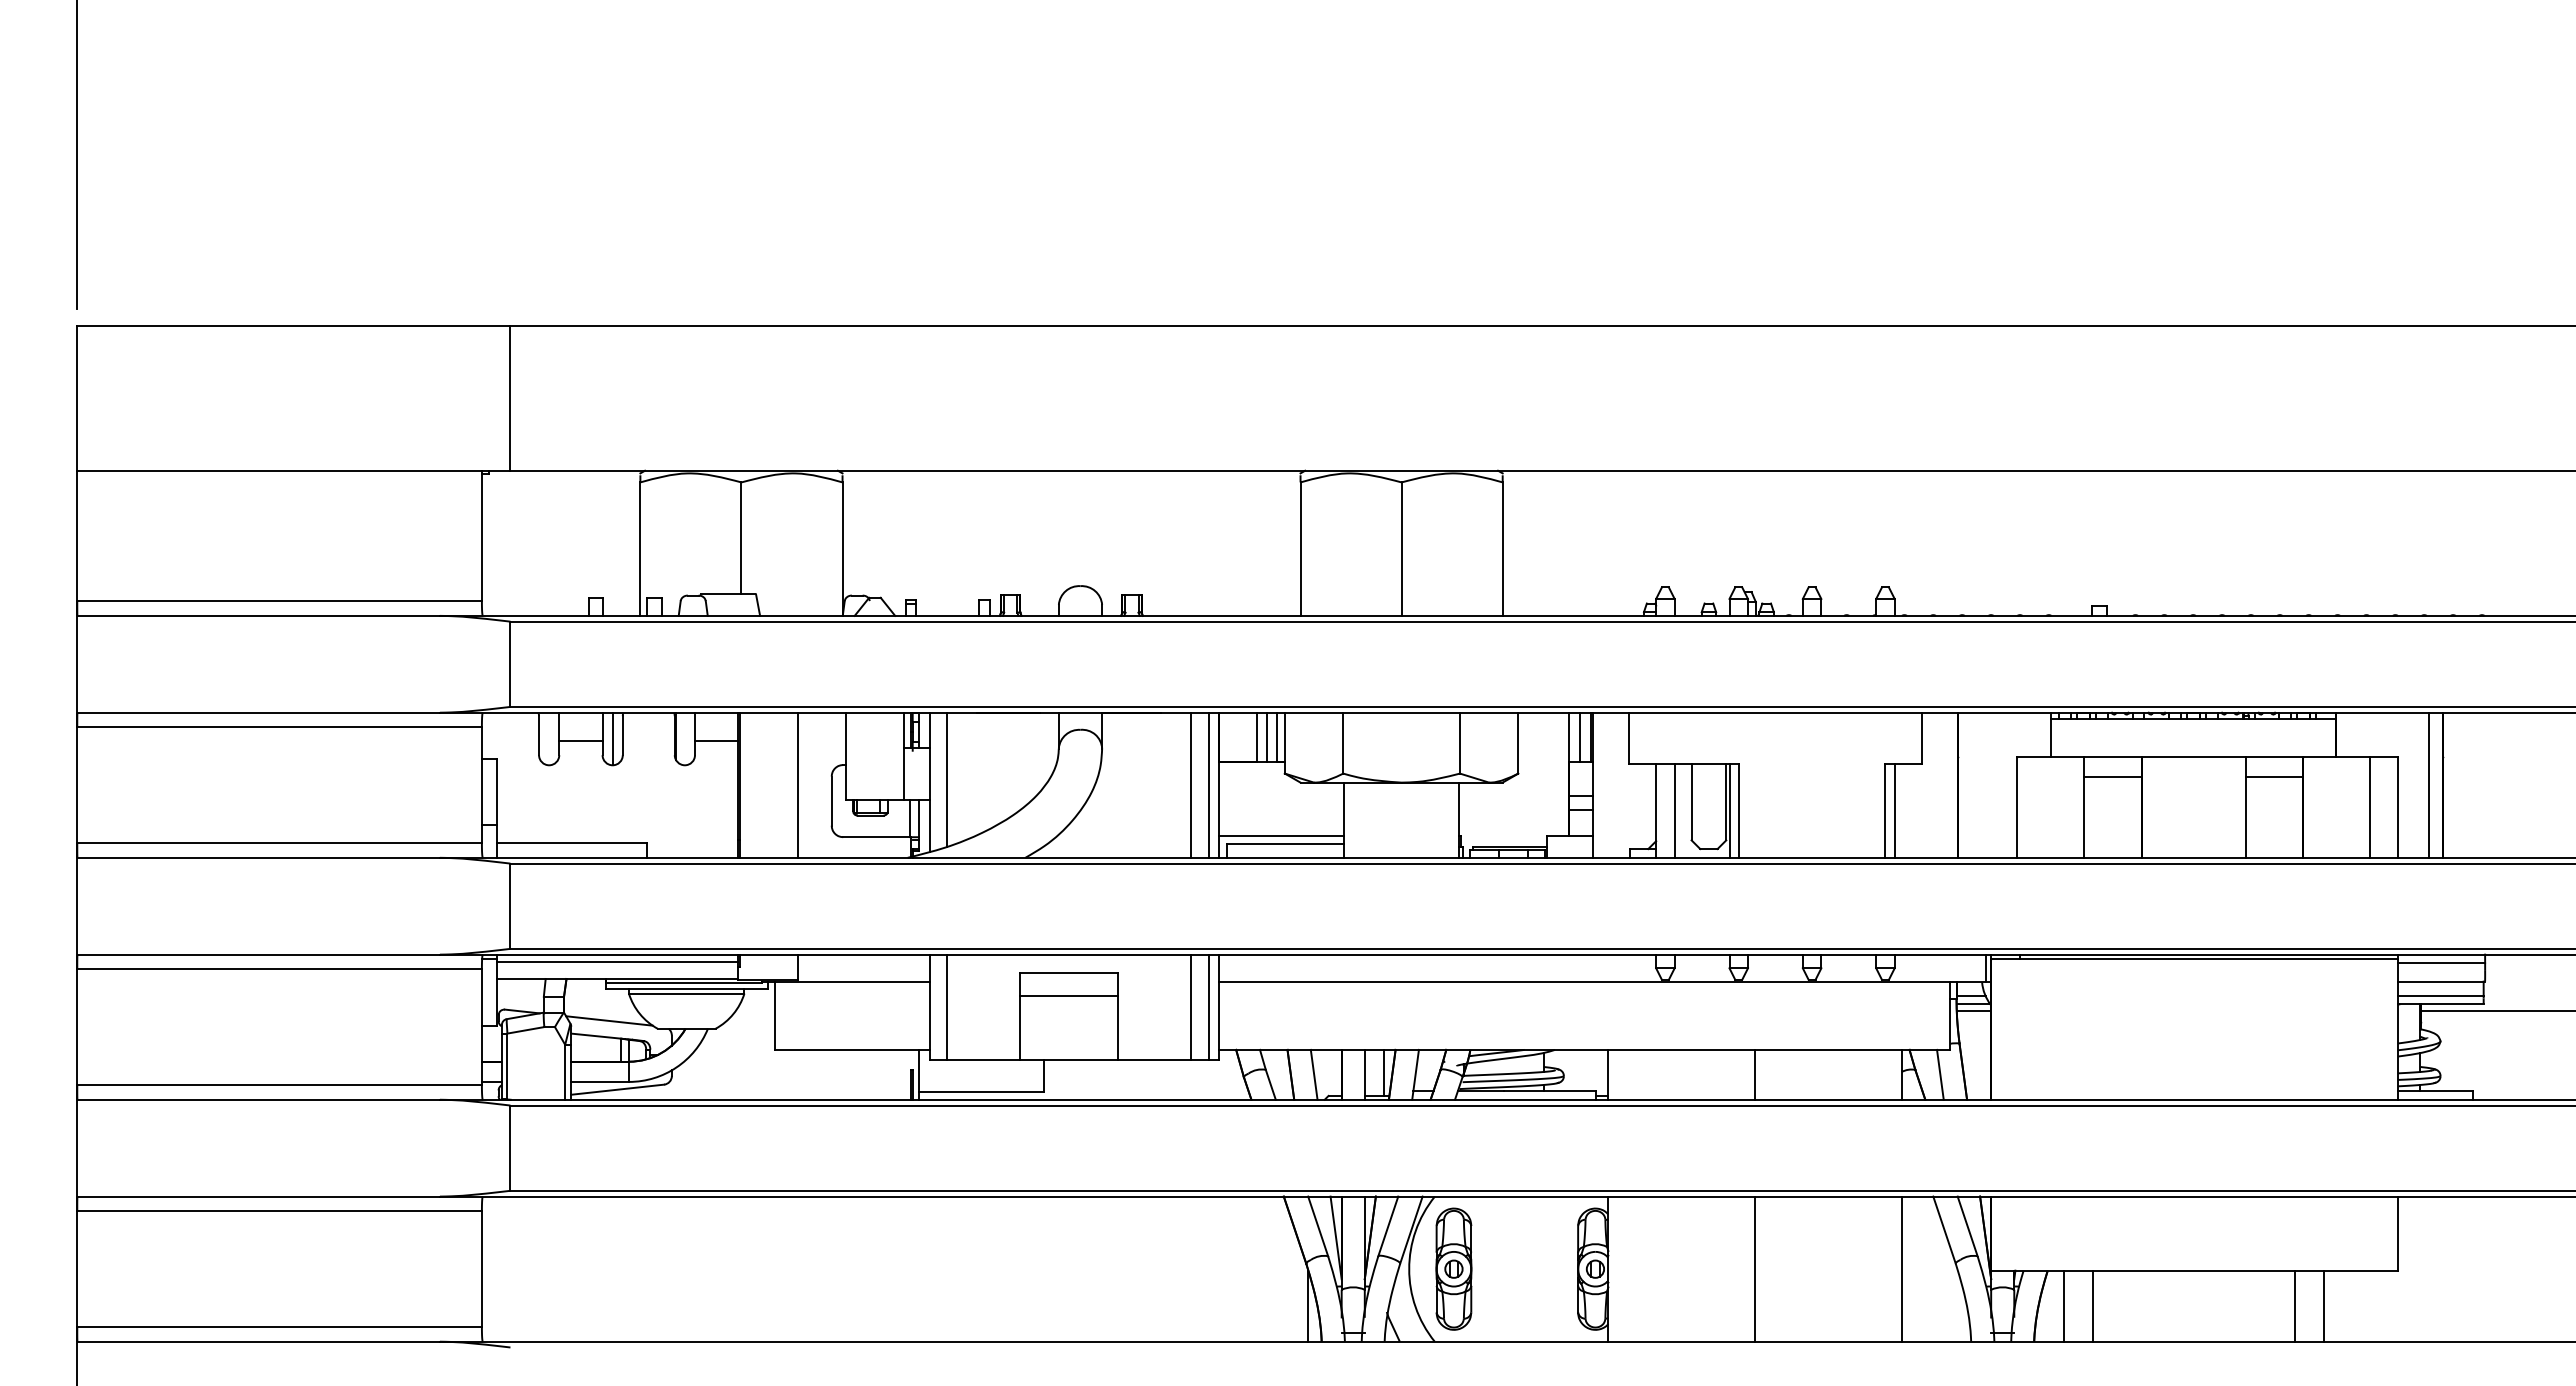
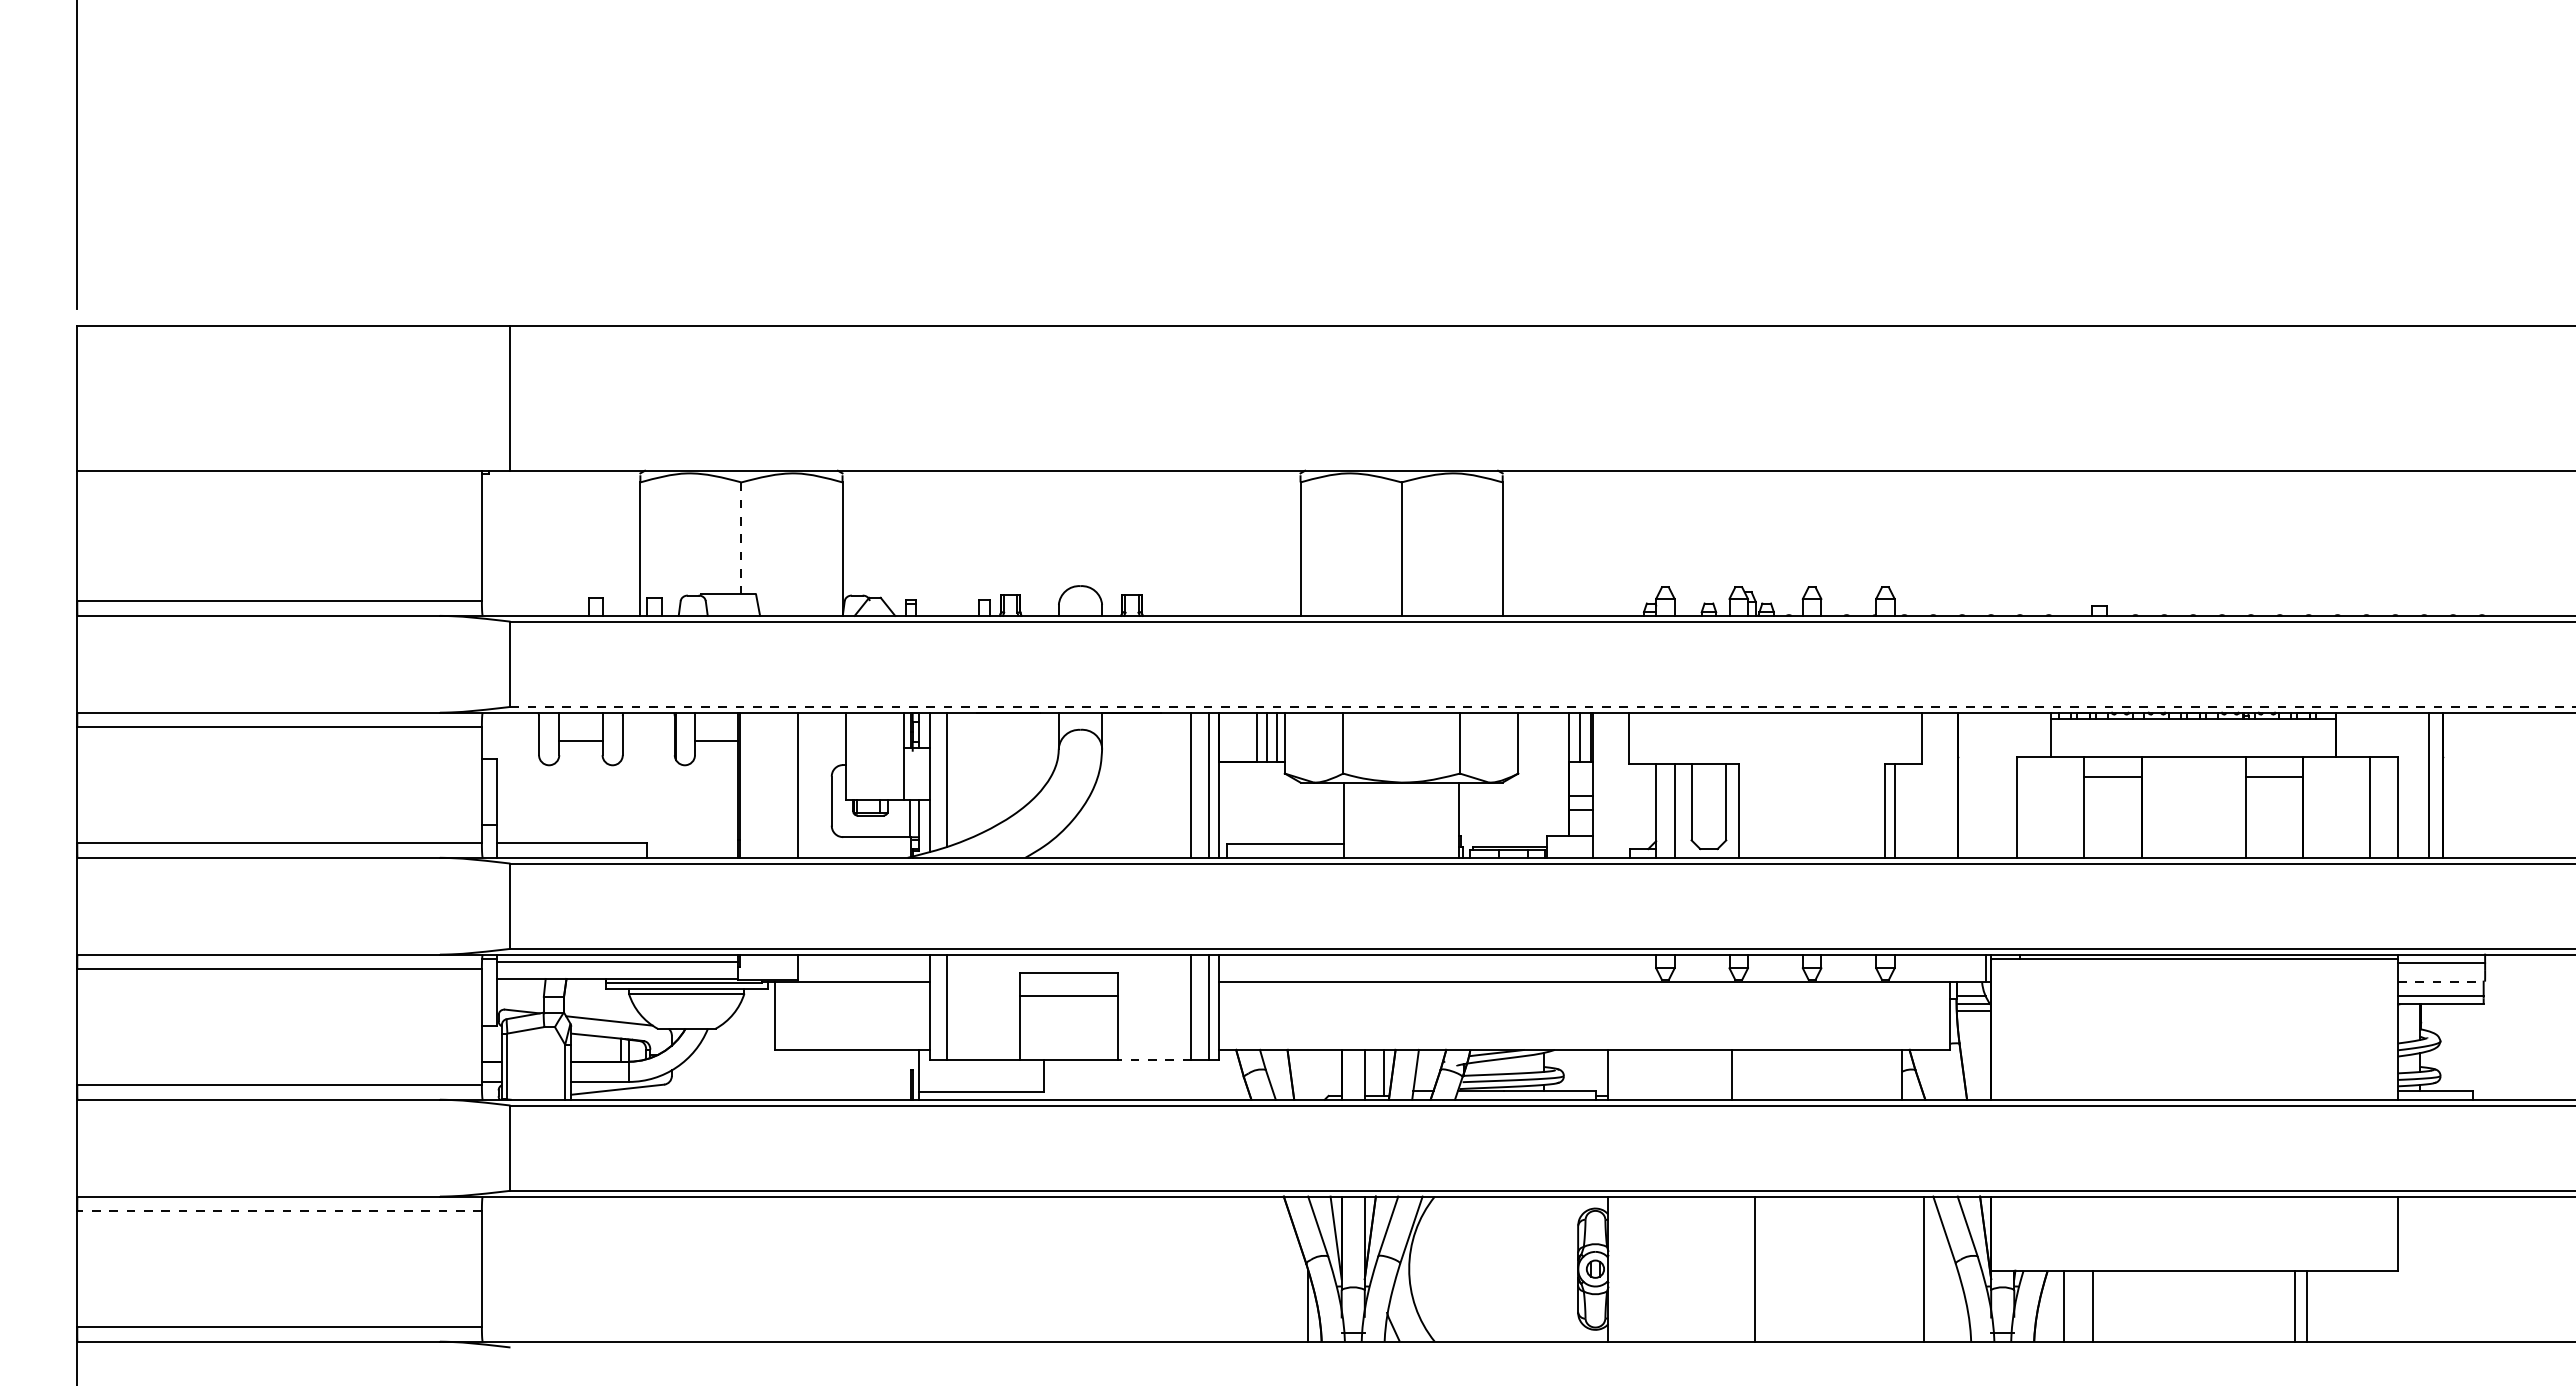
line: solid -> dashed (741, 538)
line: solid -> dashed (1543, 706)
line: present -> none (612, 738)
line: present -> none (1729, 810)
line: present -> none (1280, 835)
line: solid -> dashed (2441, 981)
line: present -> none (2496, 1010)
line: solid -> dashed (1154, 1059)
line: present -> none (1313, 1074)
line position: (1755, 1074) -> (1732, 1074) (1732, 1074)
line: present -> none (1940, 1074)
line: solid -> dashed (279, 1211)
part: present -> none (1453, 1268)
line position: (1901, 1268) -> (1923, 1268) (1923, 1268)
line position: (2324, 1305) -> (2307, 1305) (2307, 1305)
